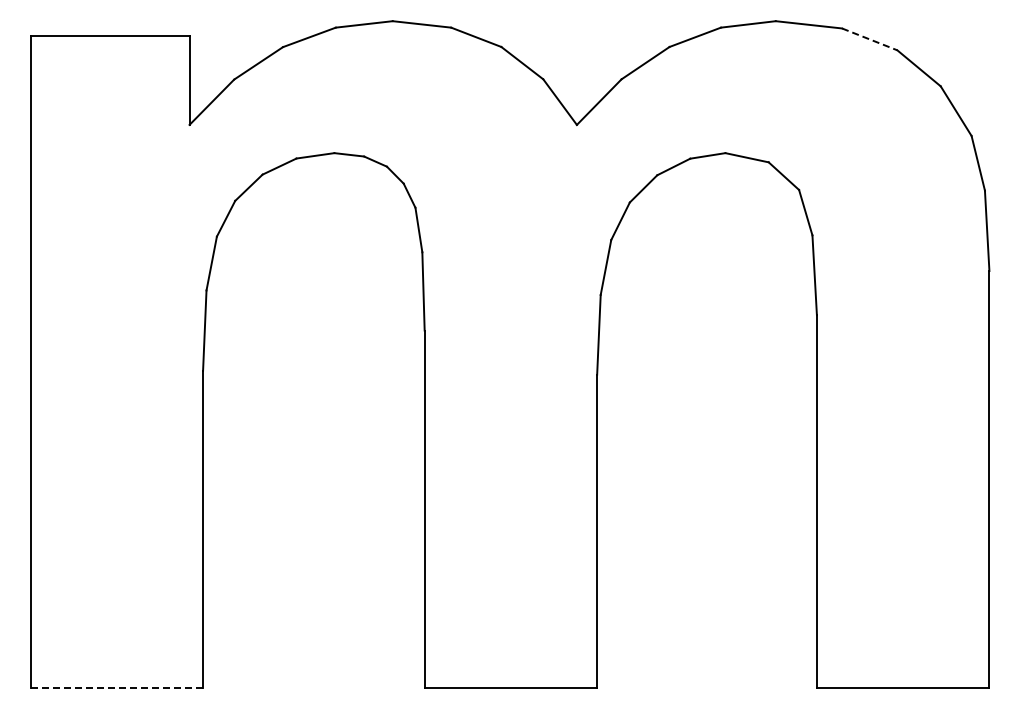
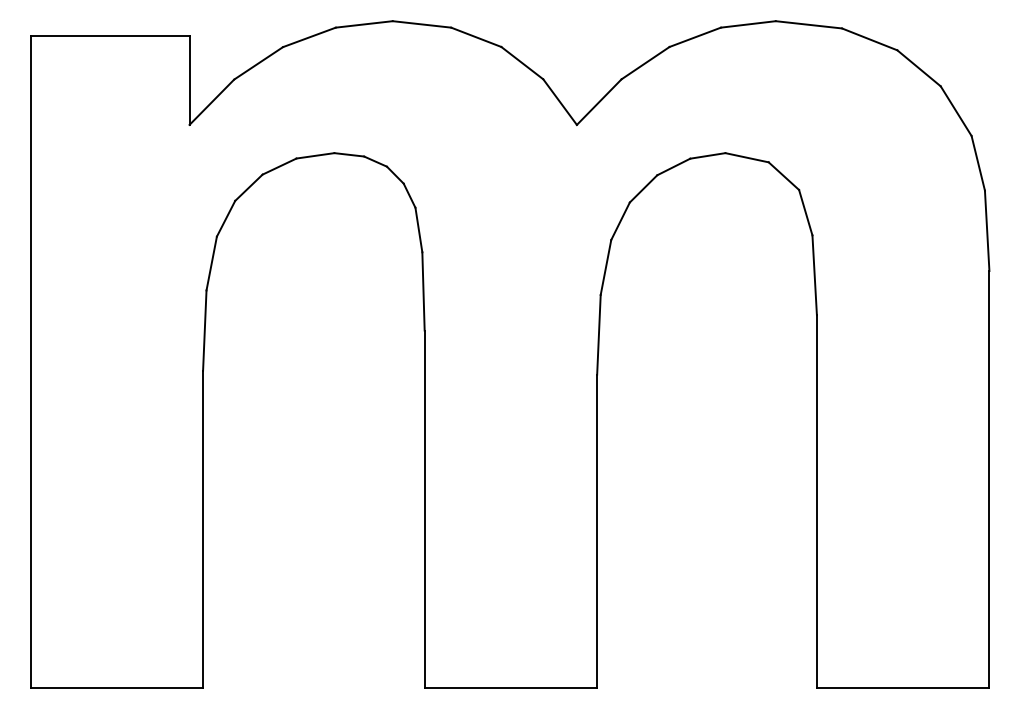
line: dashed -> solid (869, 39)
line: dashed -> solid (116, 687)
